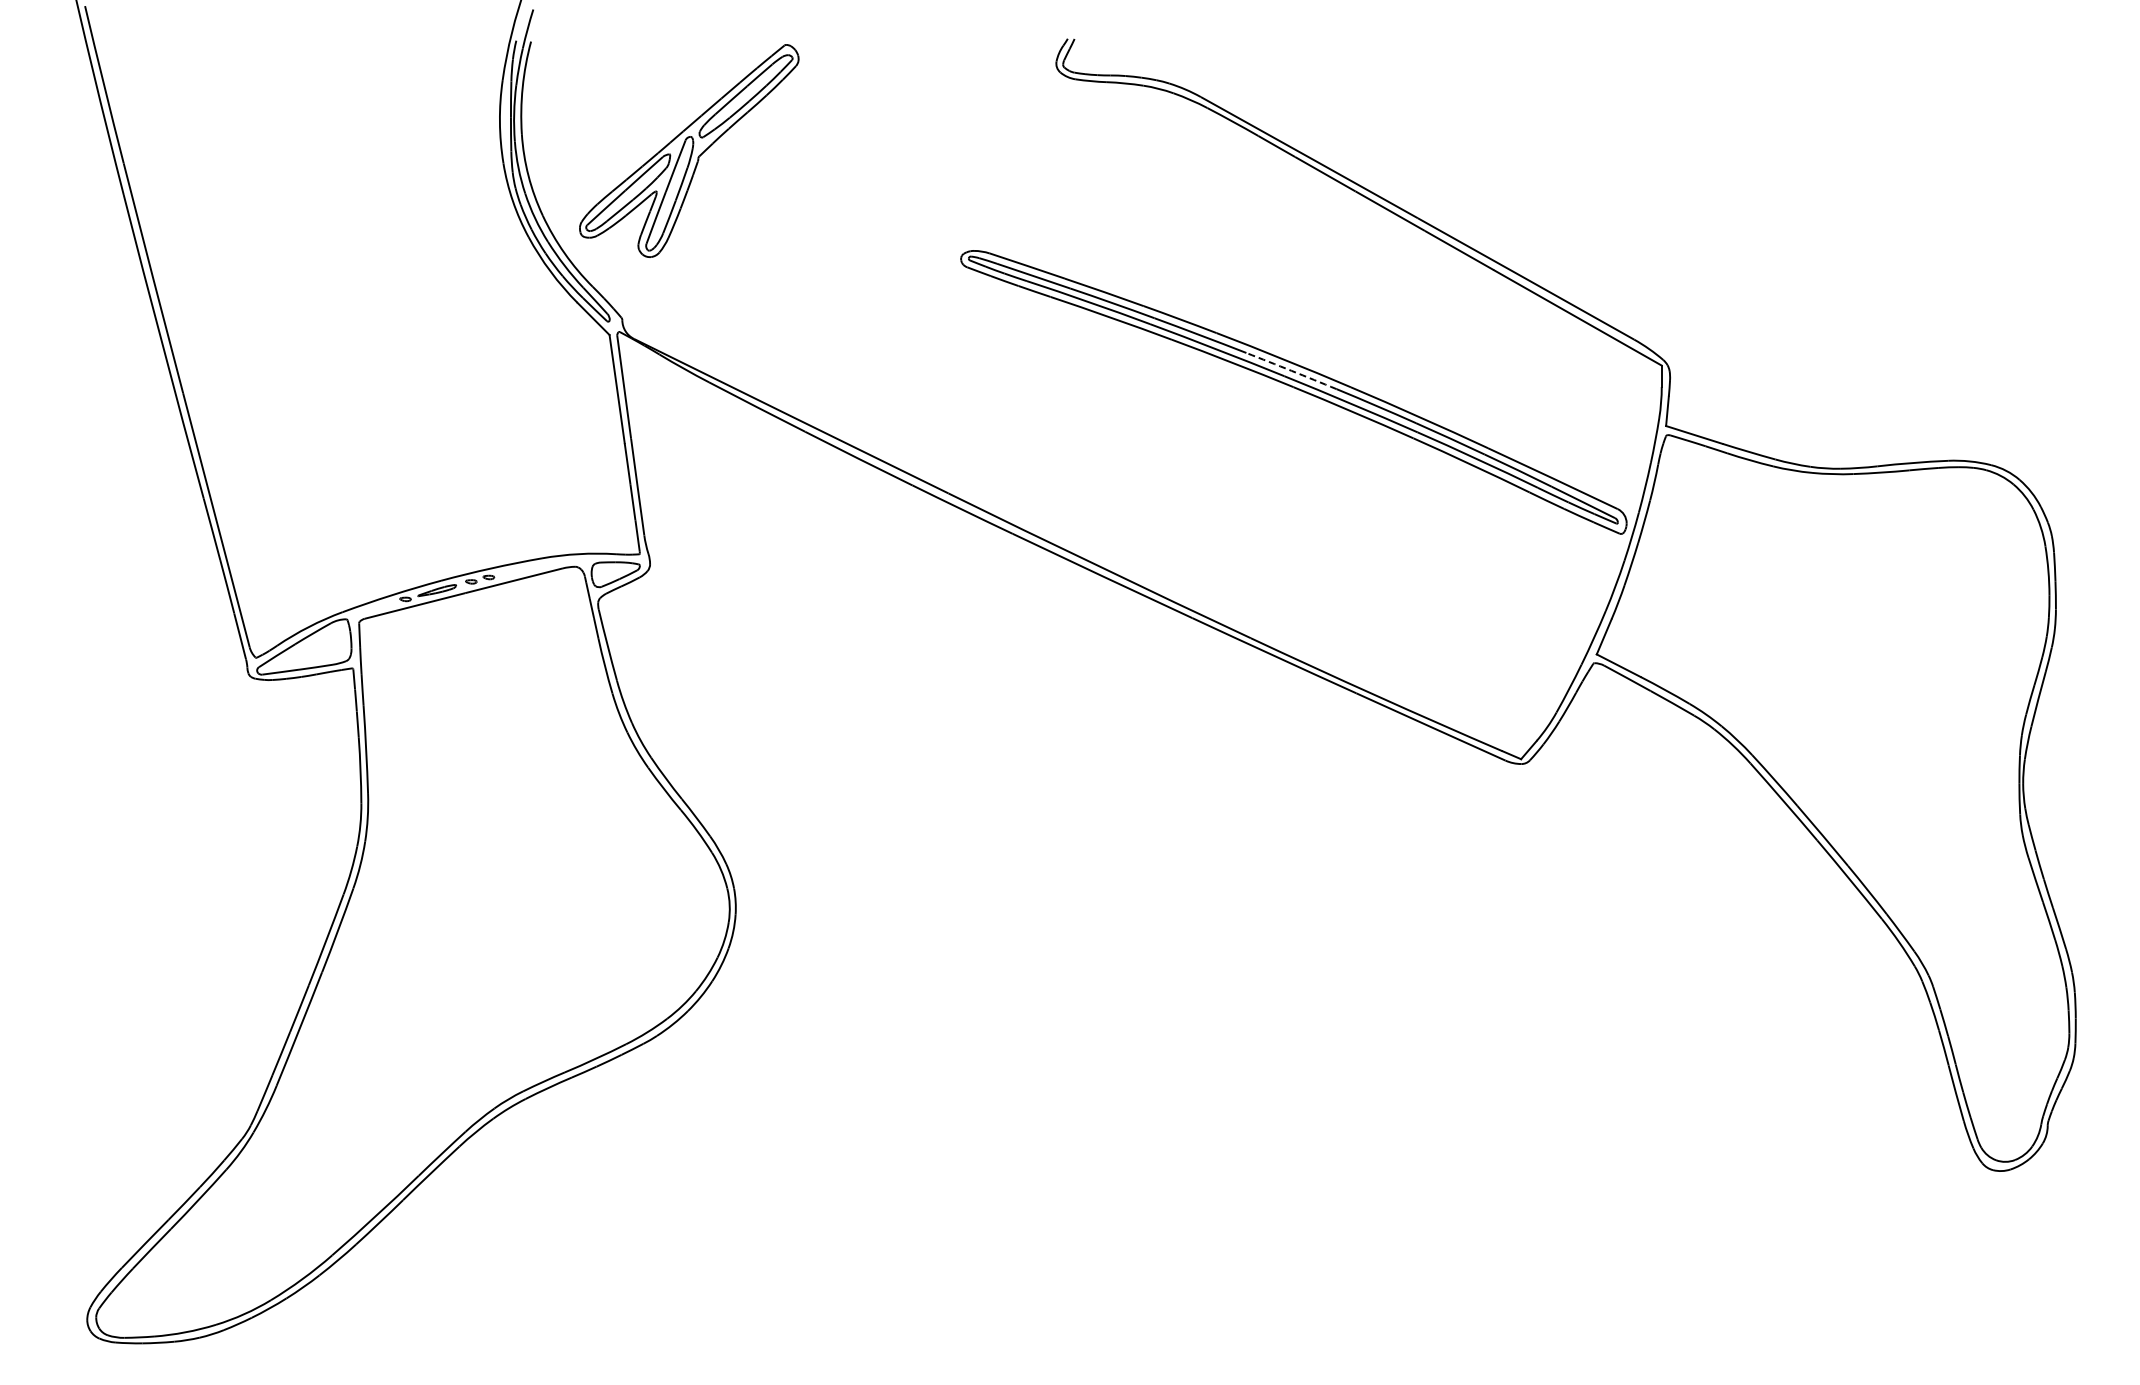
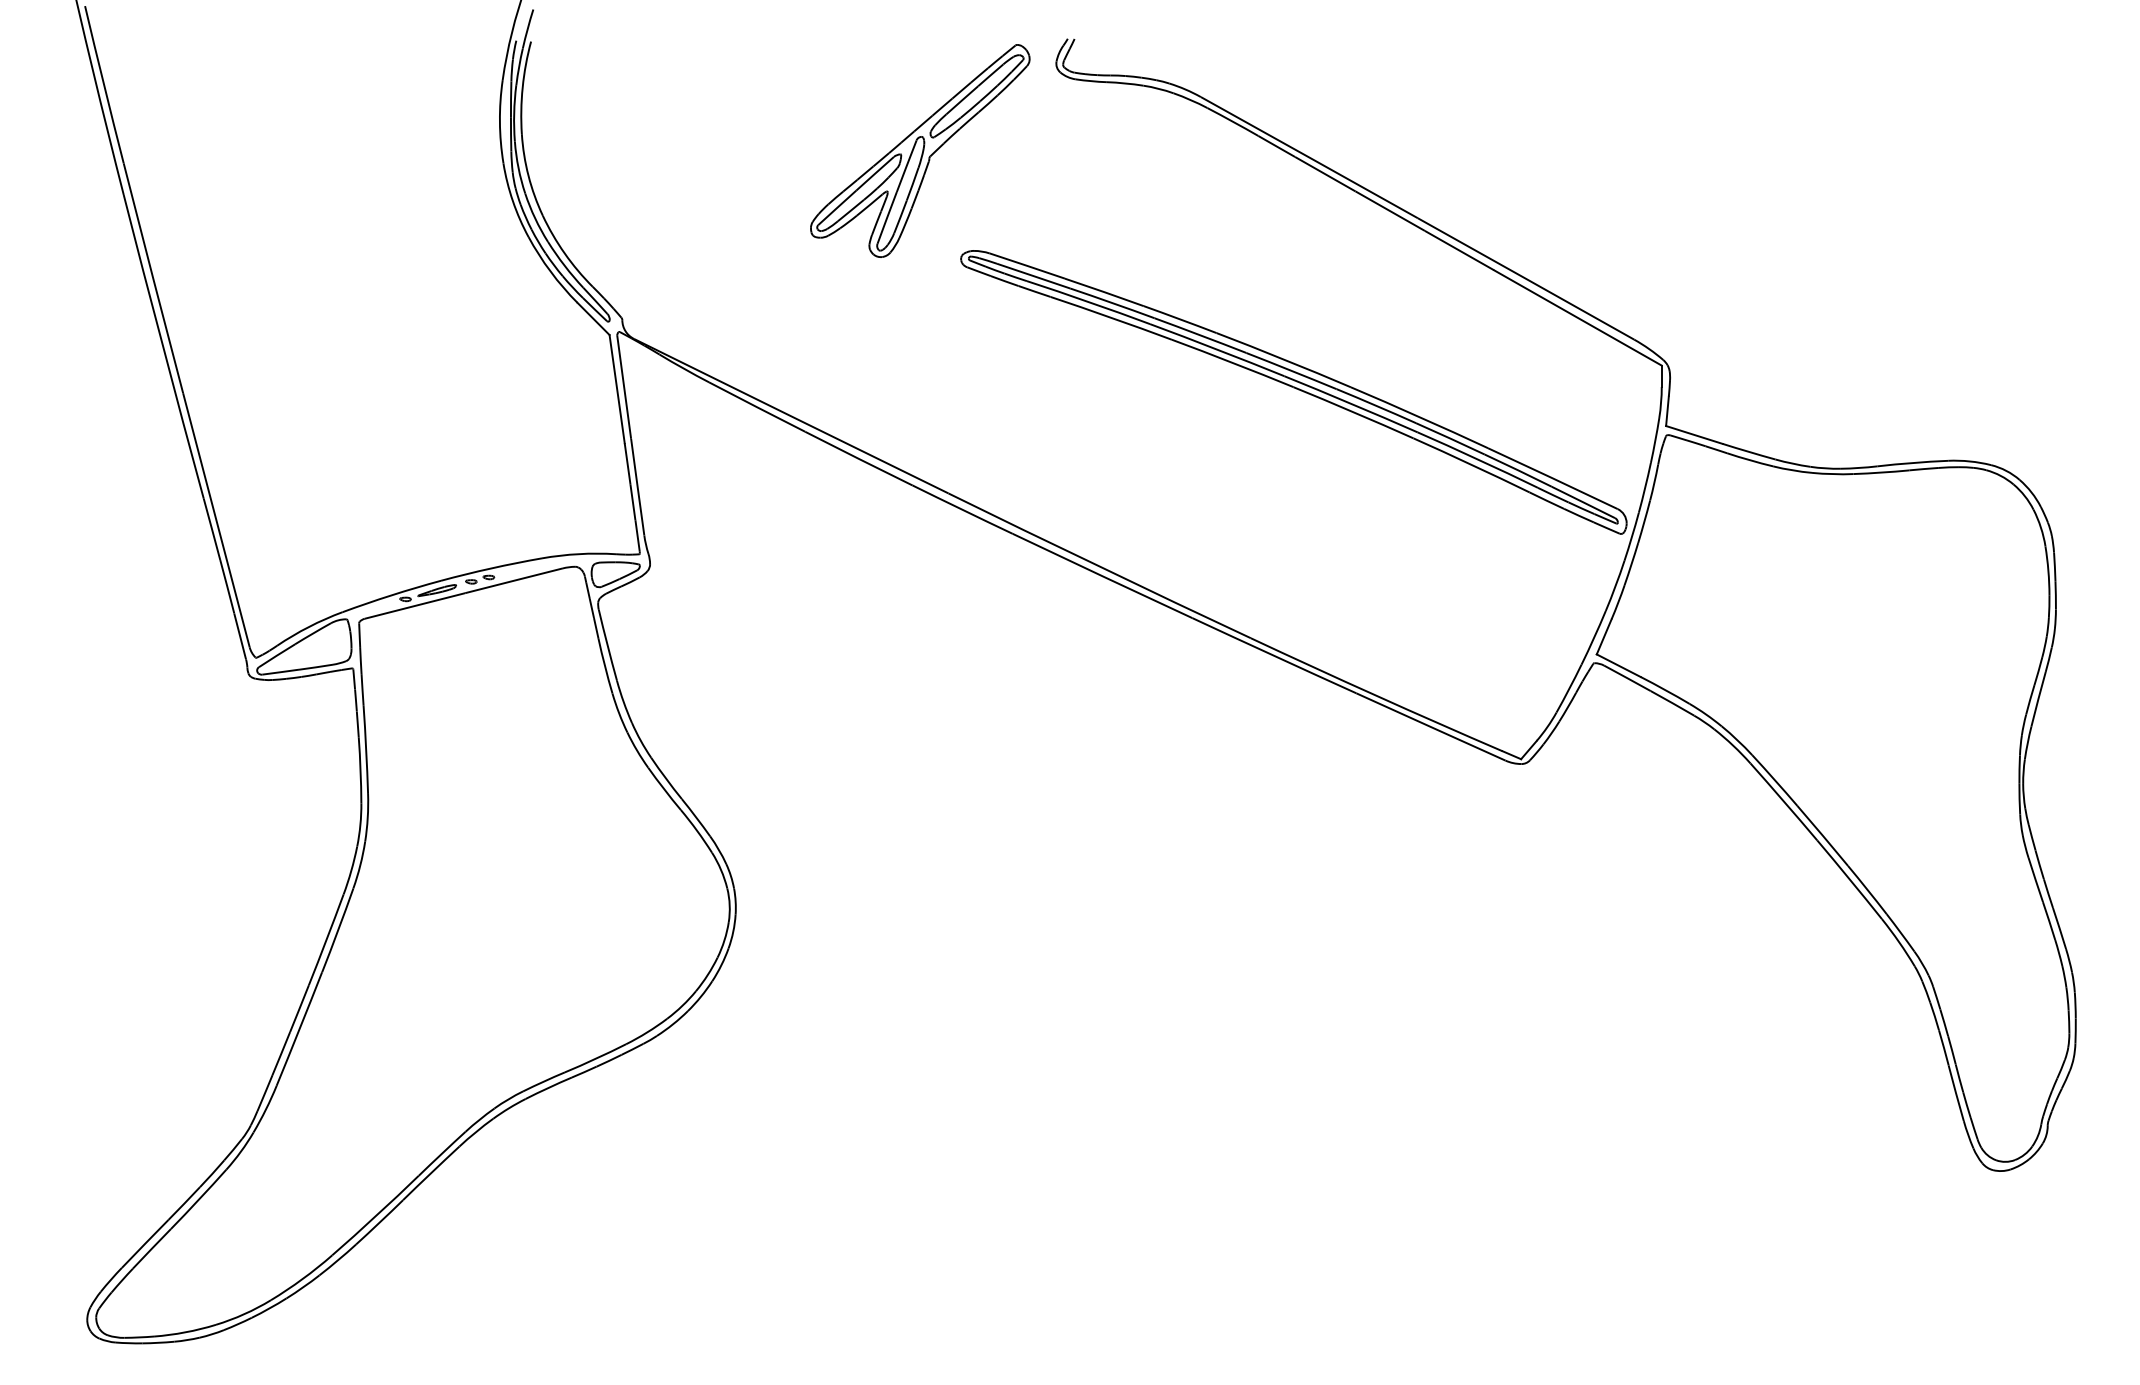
part position: (689, 150) -> (920, 150) (920, 150)
arc: dashed -> solid (1291, 370)
